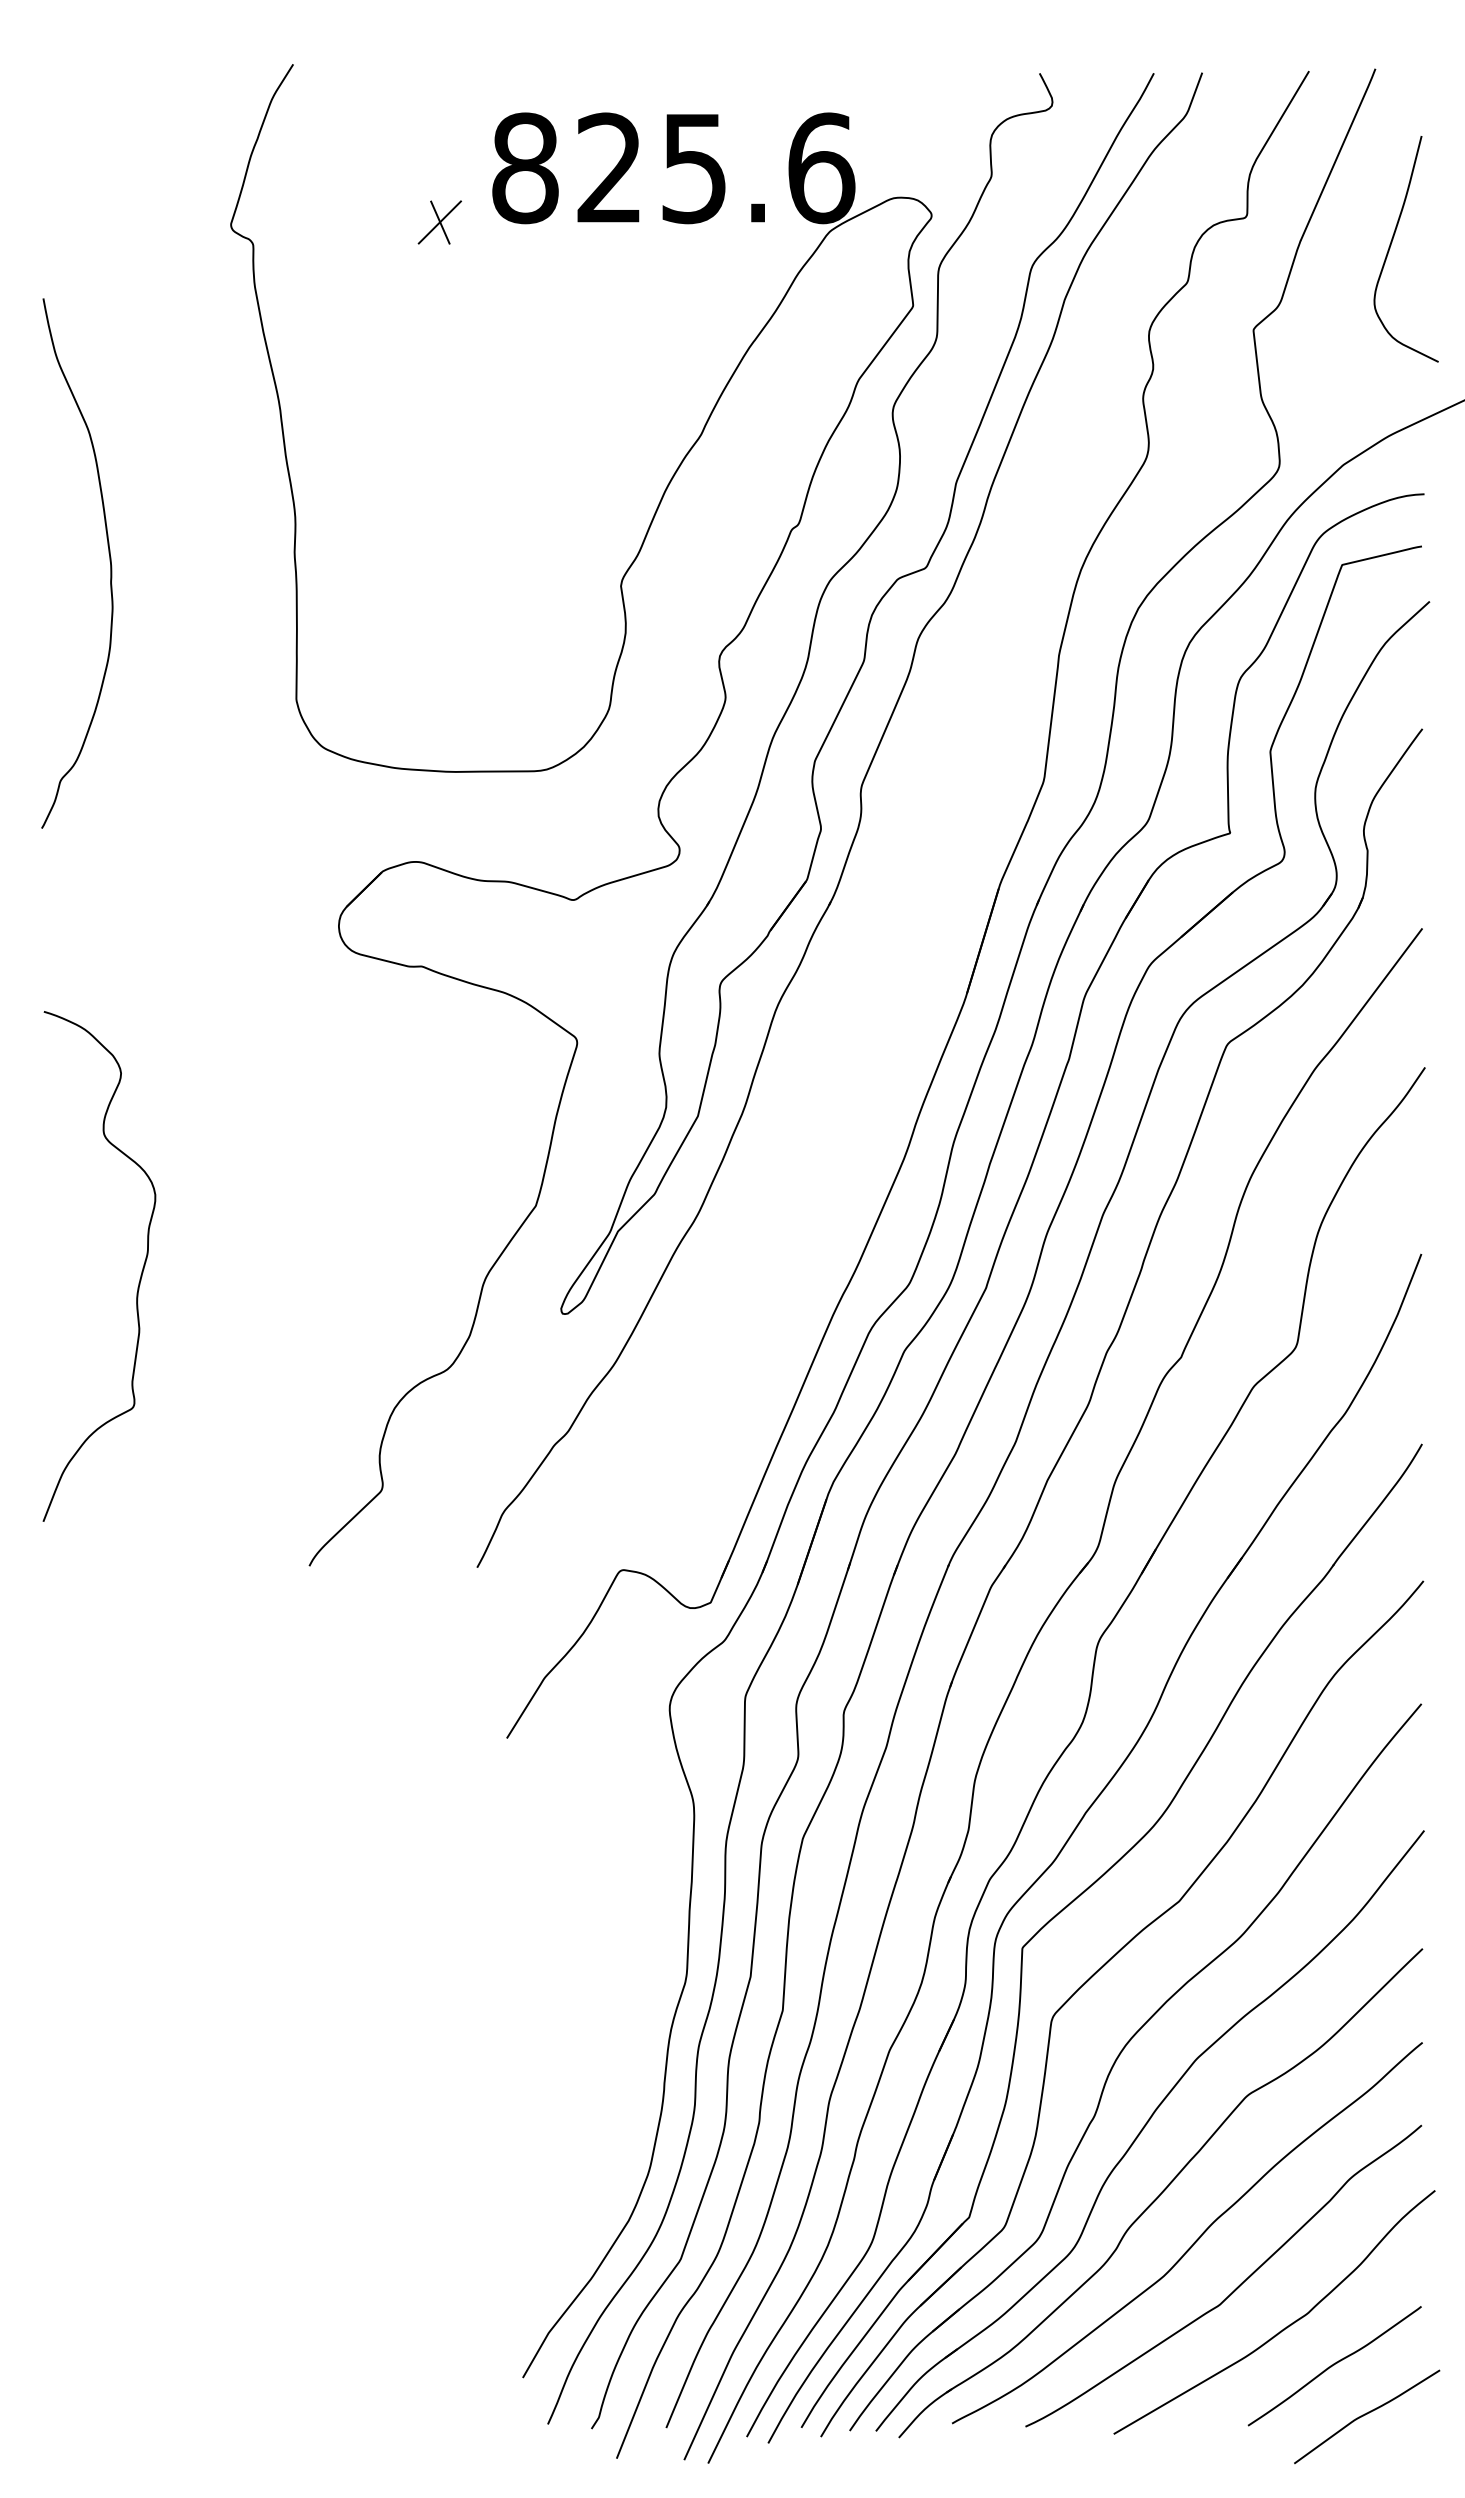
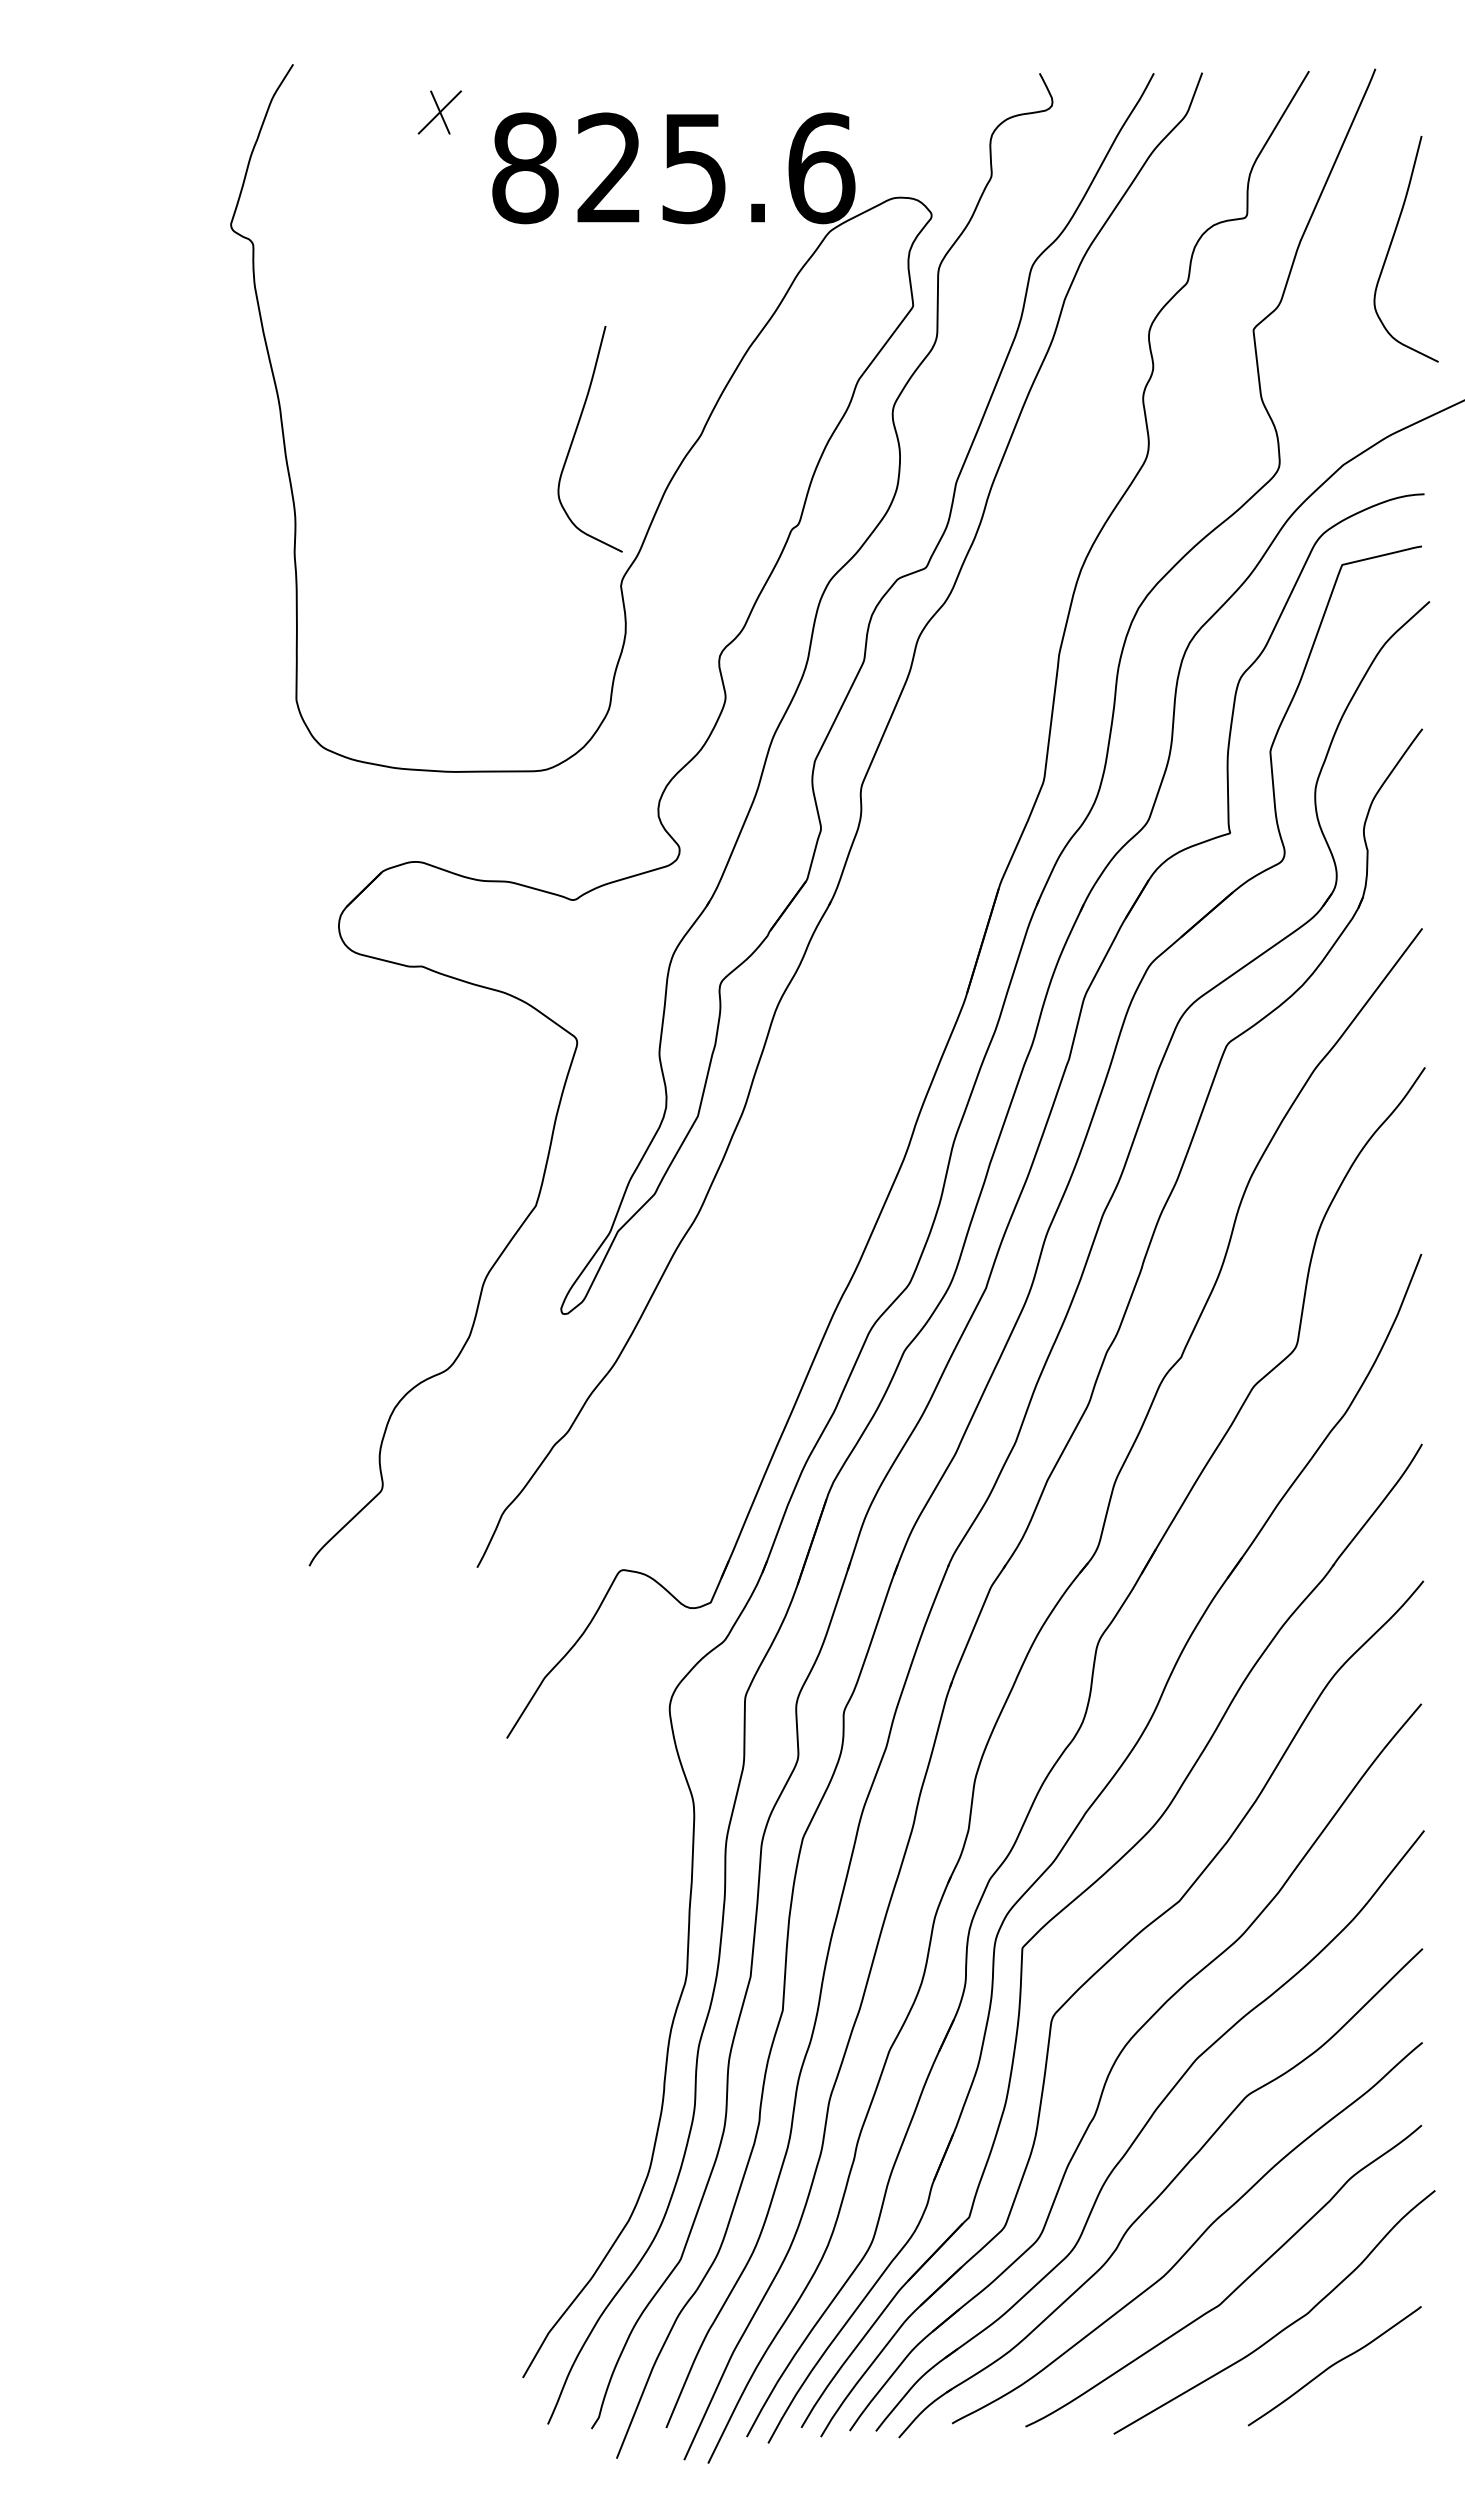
part position: (439, 222) -> (439, 112) (439, 112)
curve: none -> present (575, 435)
curve: present -> none (109, 561)
curve: present -> none (140, 1275)
curve: present -> none (1367, 2414)
